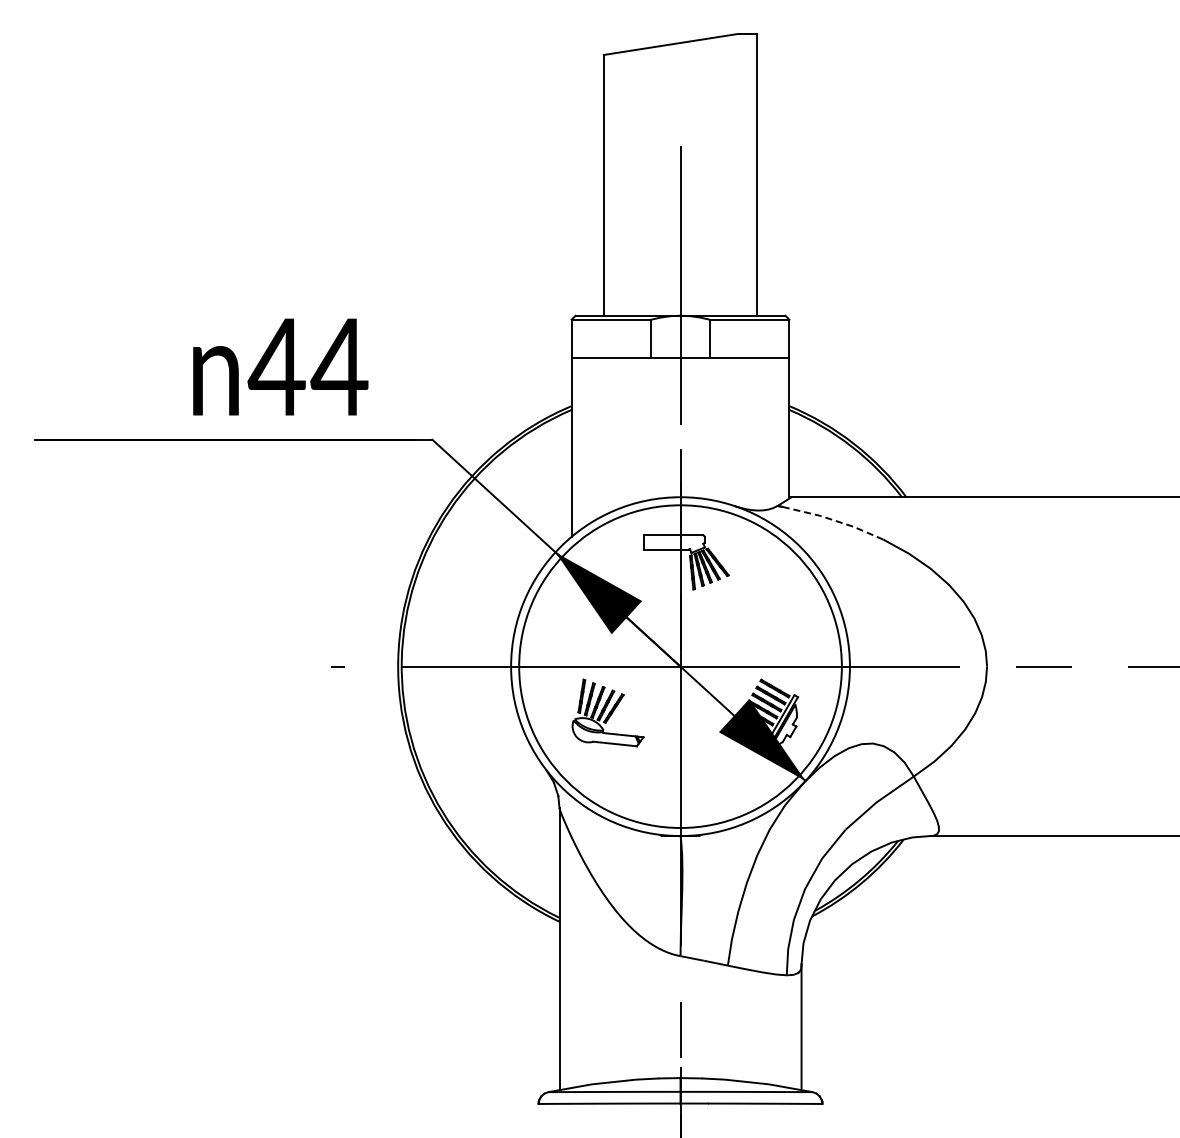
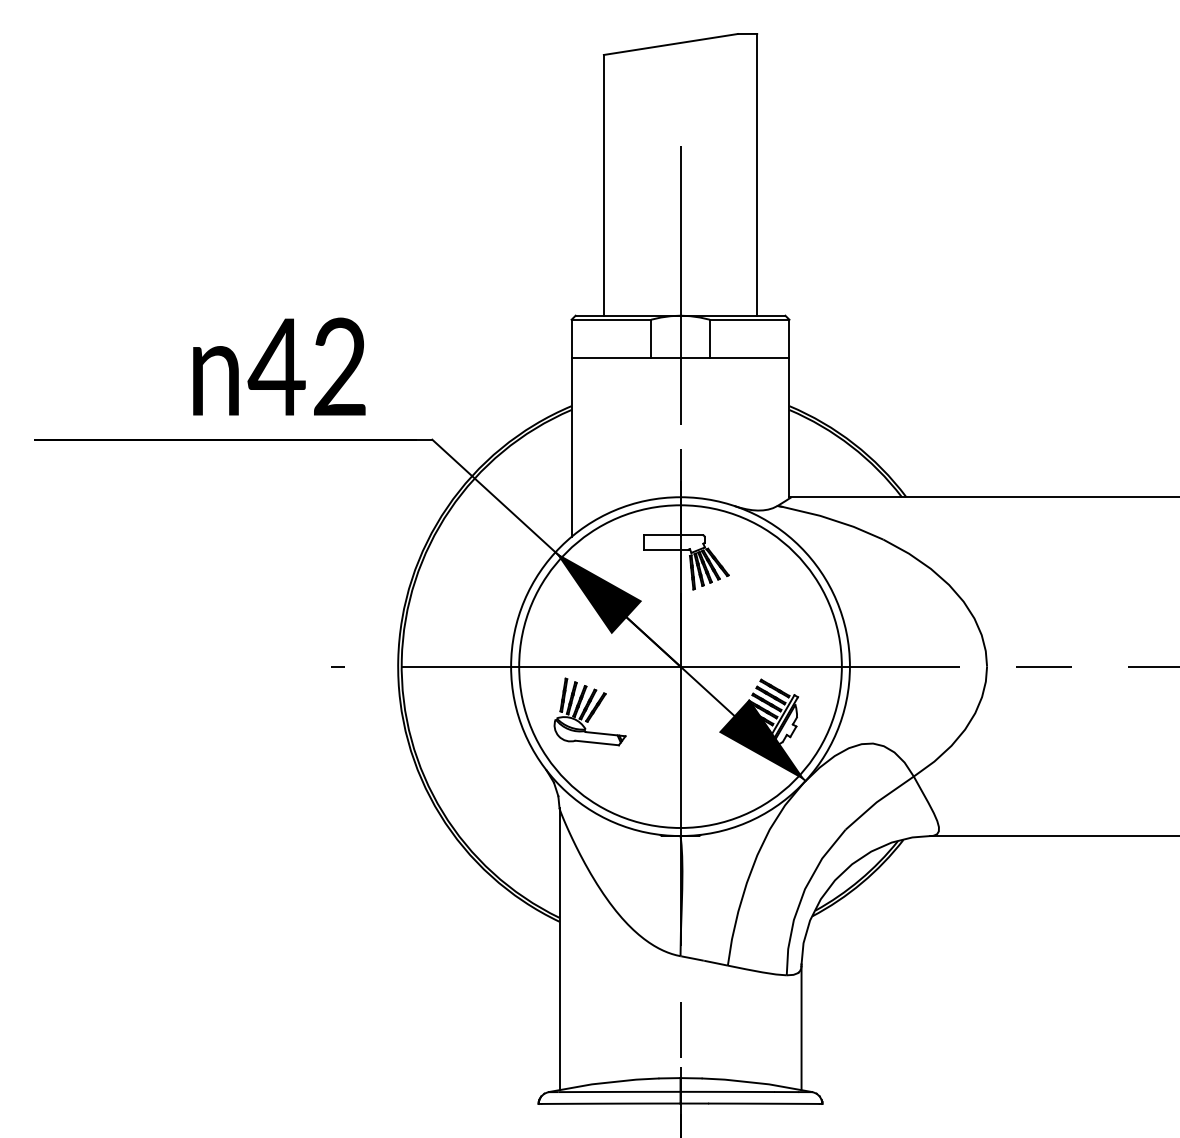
text: 44 -> 42 (339, 366)
line: dashed -> solid (834, 520)
part position: (607, 712) -> (589, 711) (589, 711)
